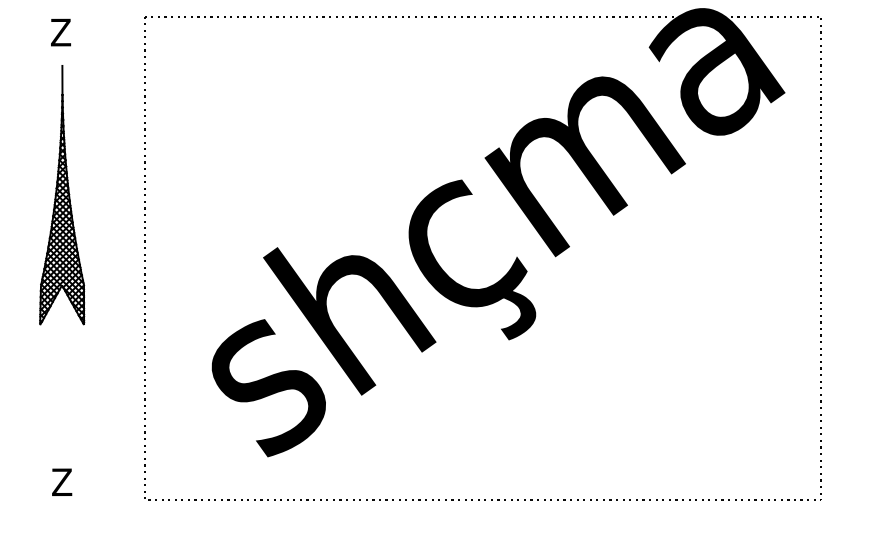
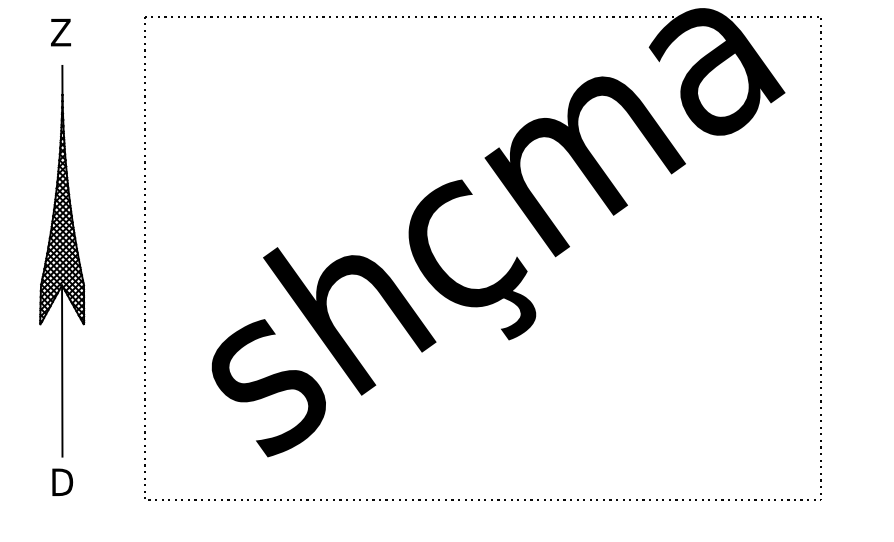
line: none -> present (62, 370)
text: Z -> D (62, 481)
